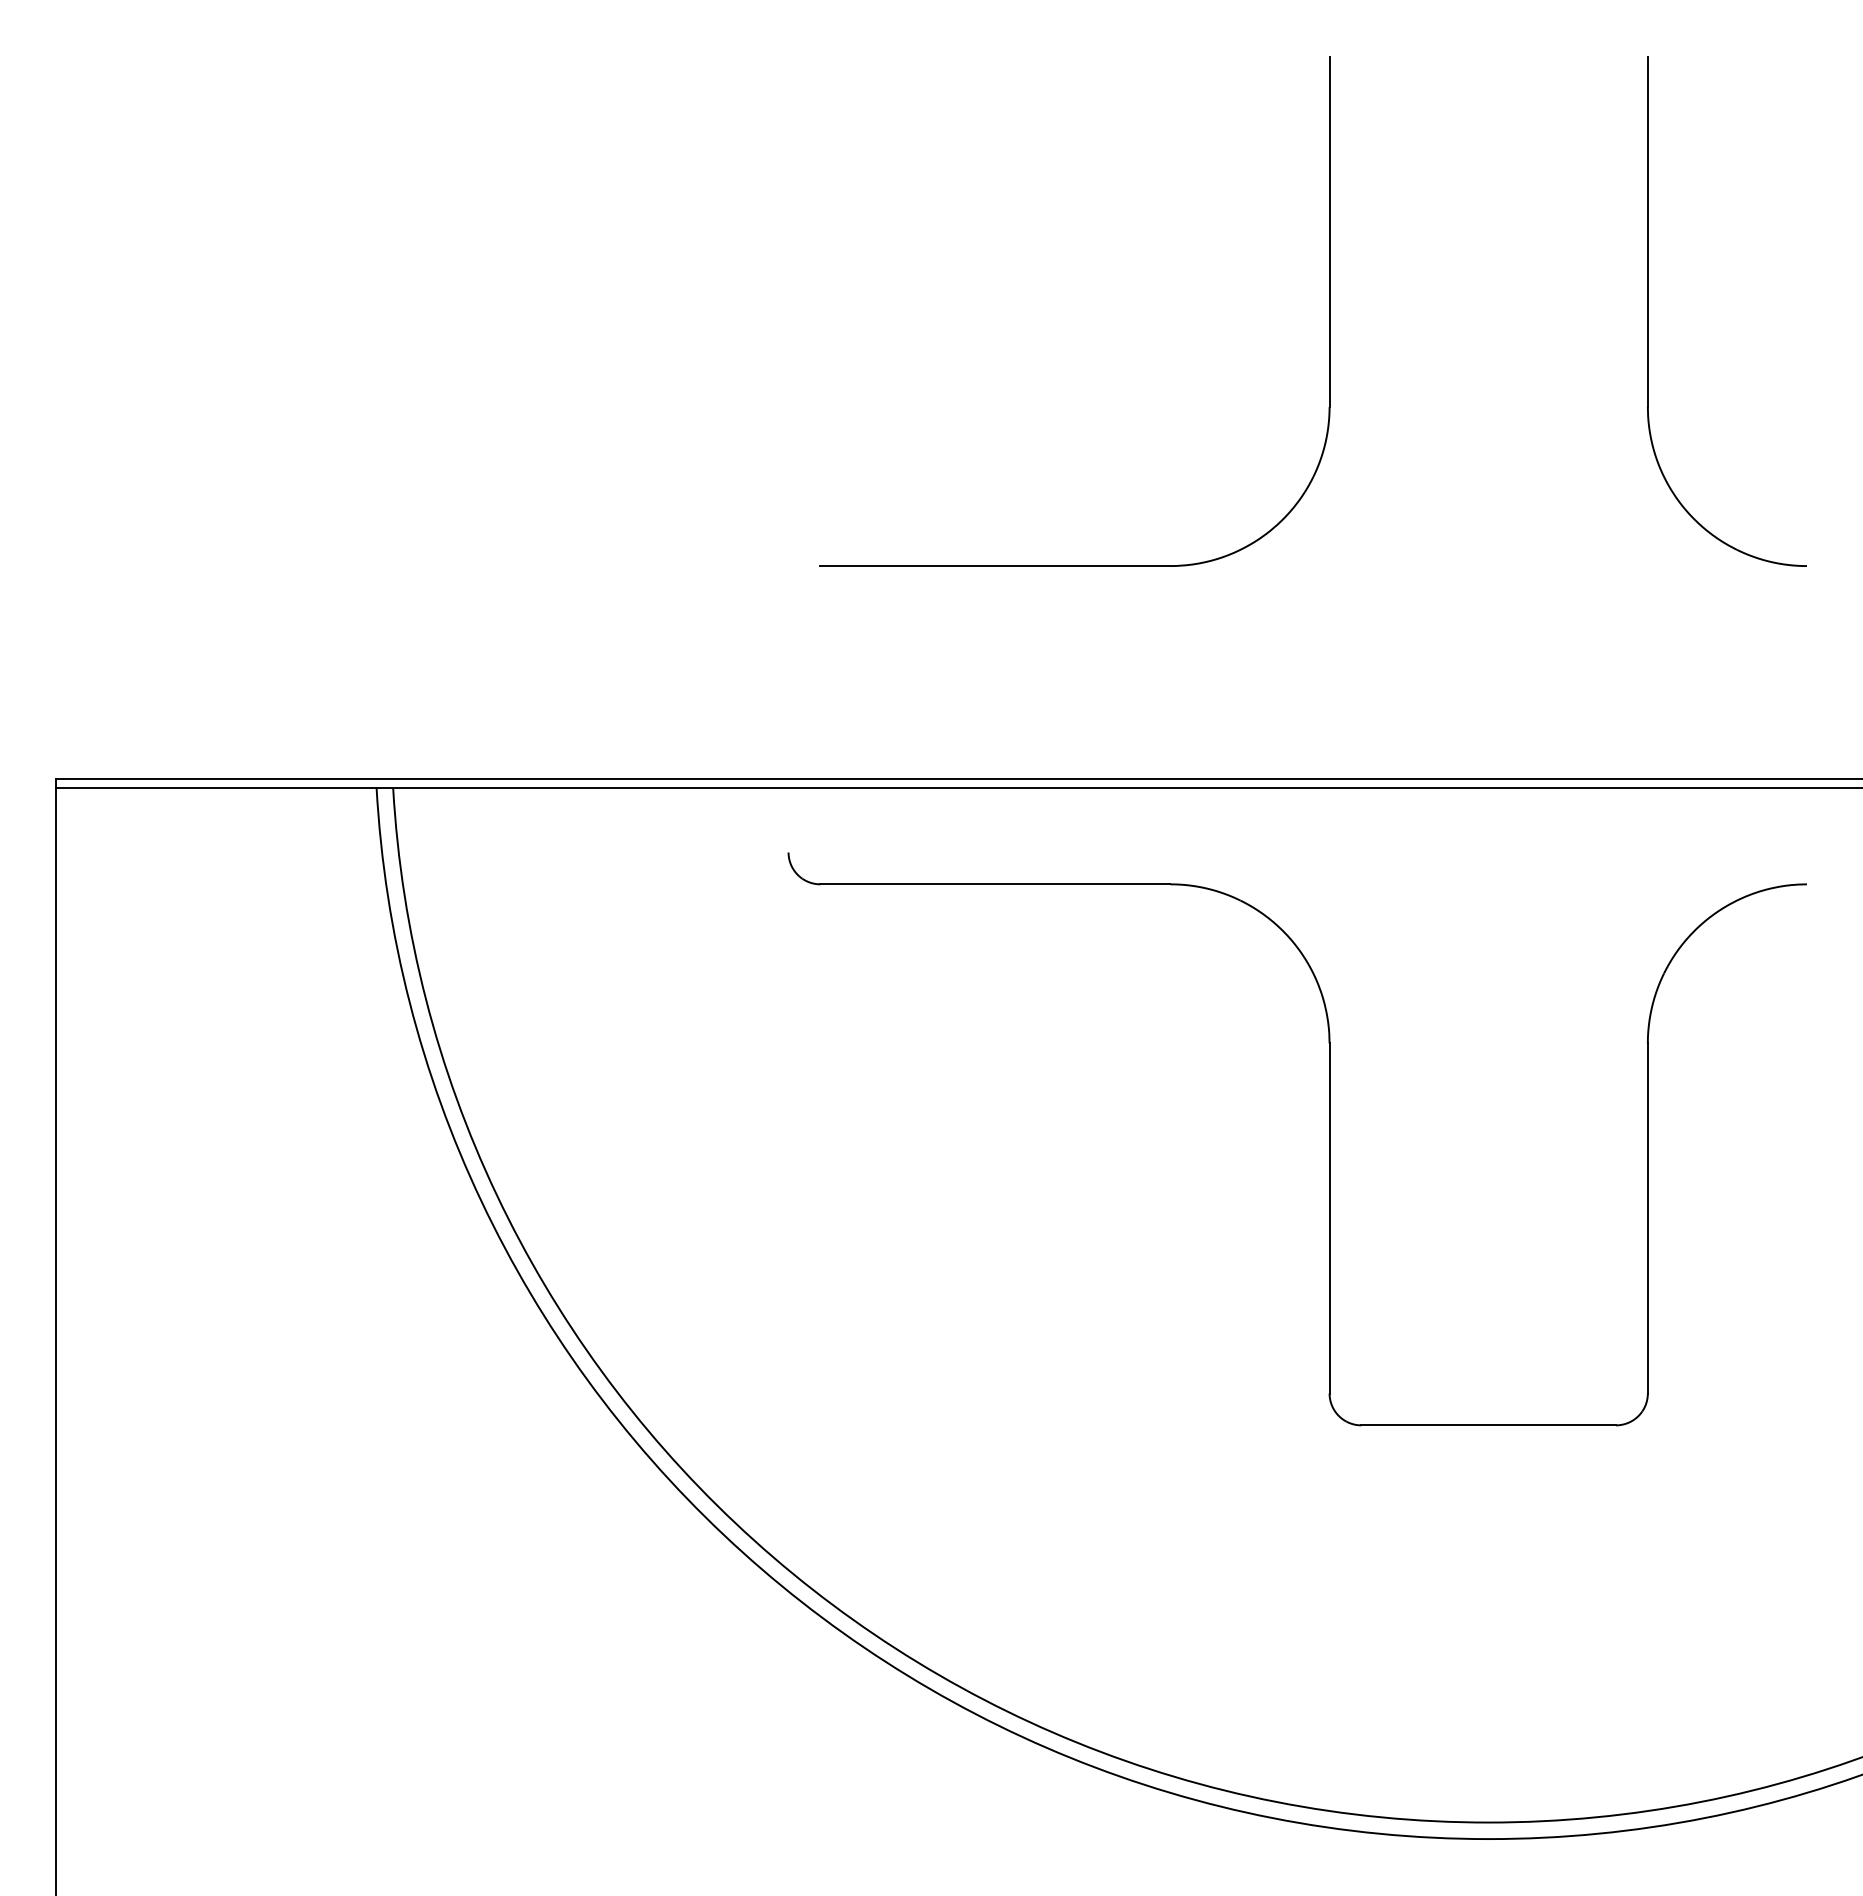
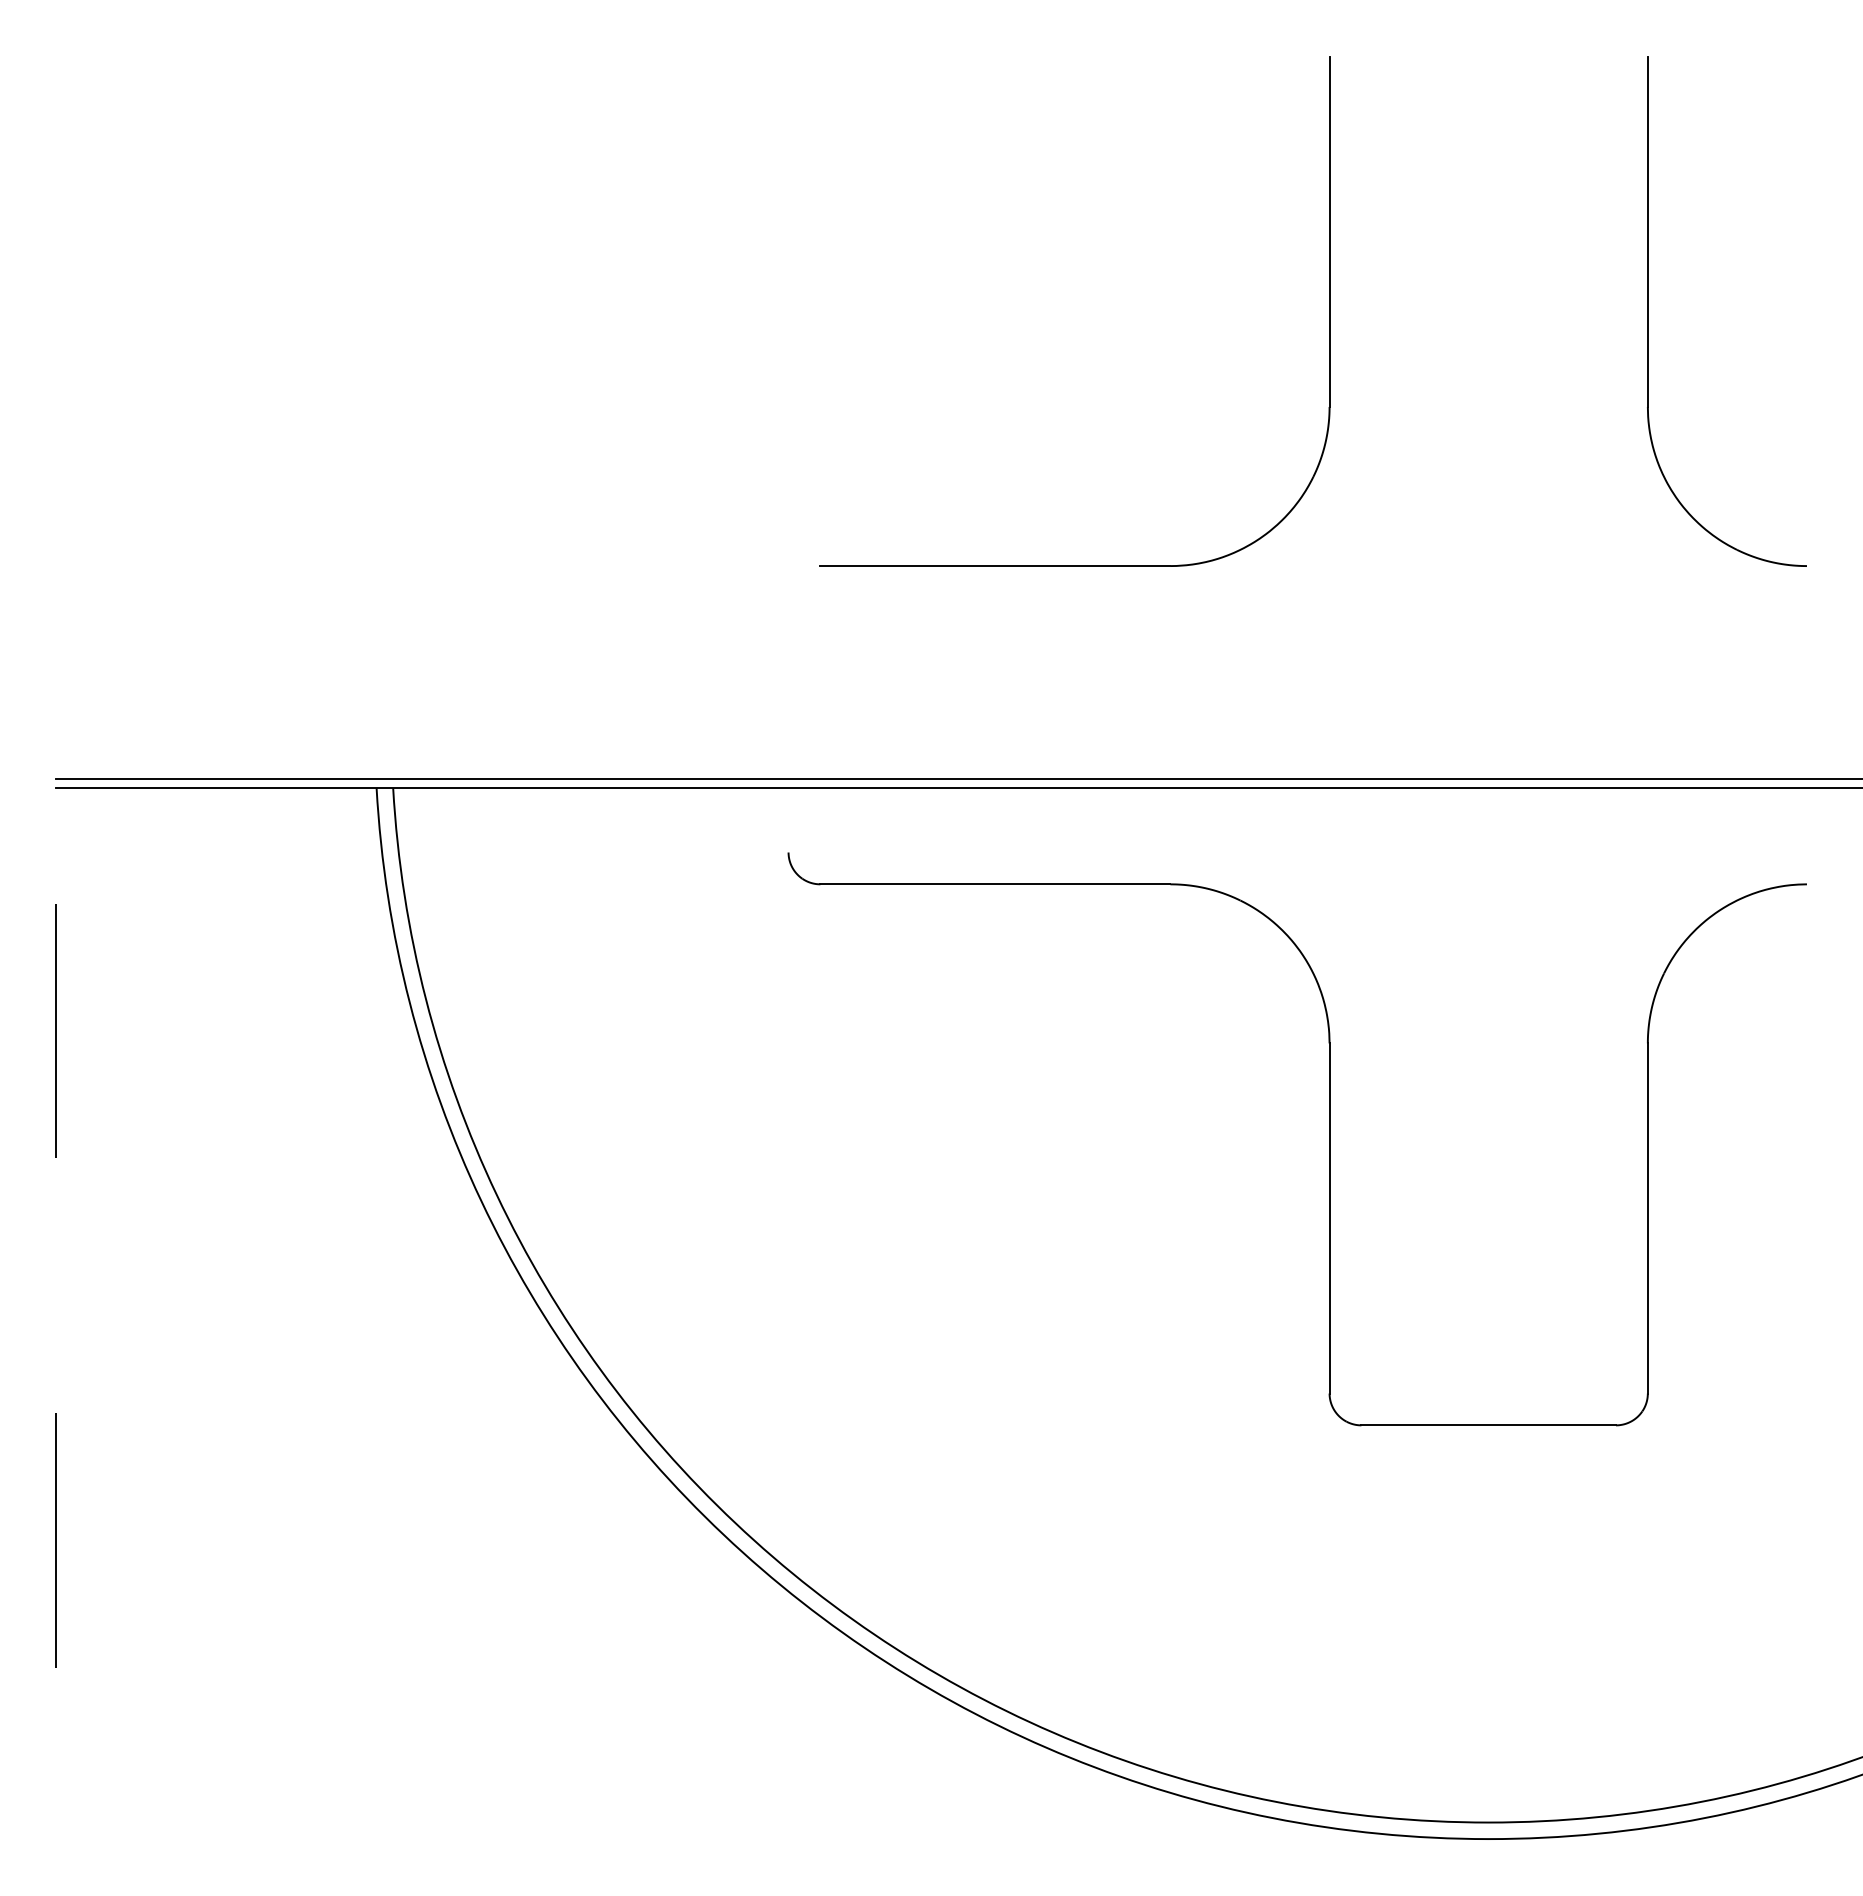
line: solid -> dashed (56, 1337)
